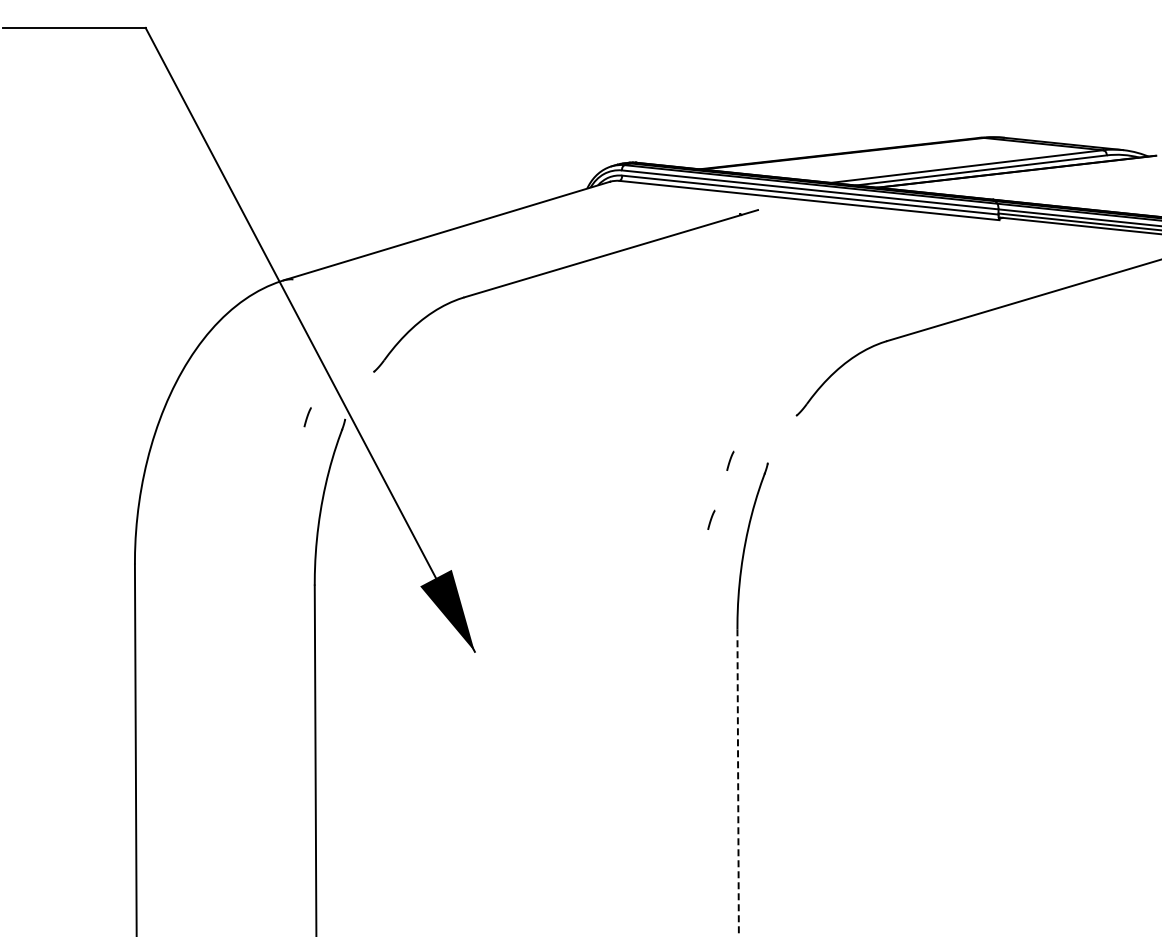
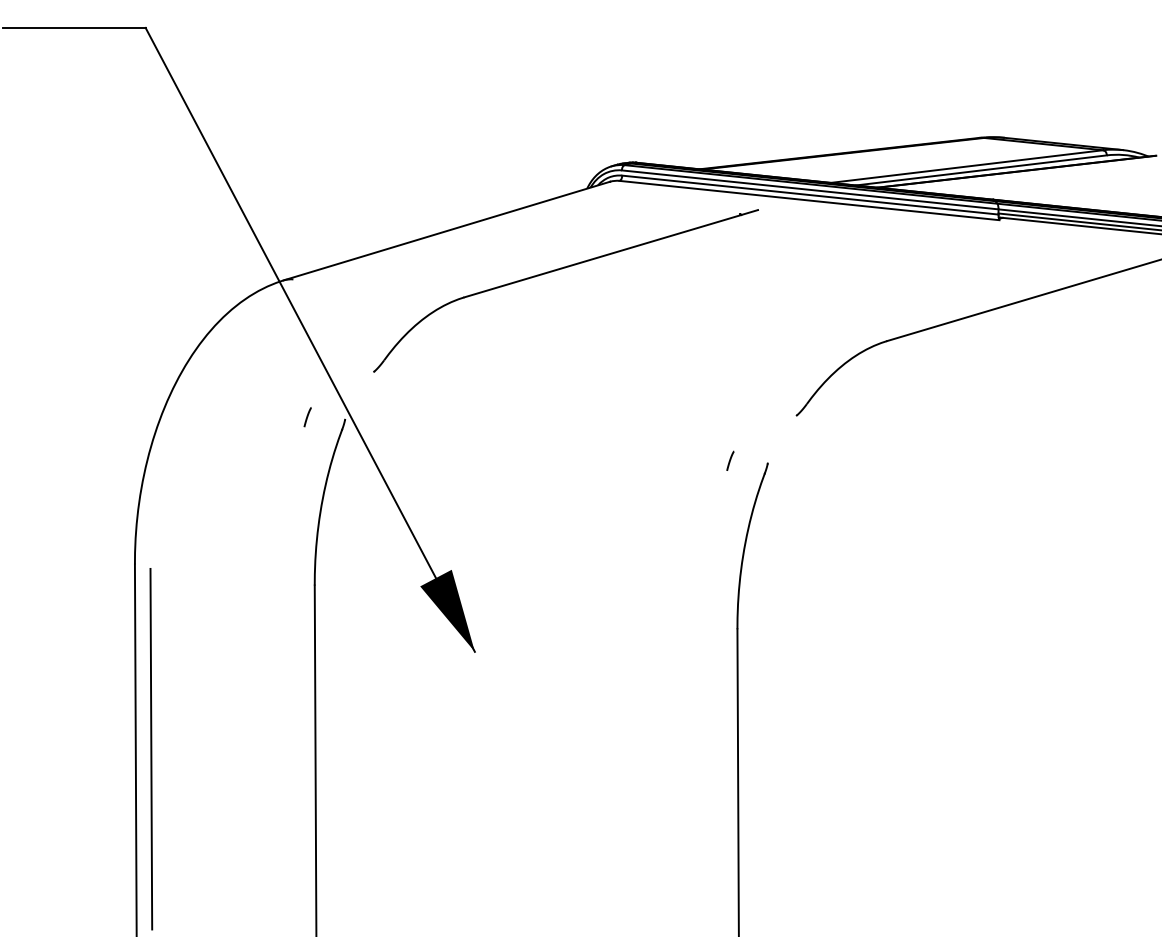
line: present -> none (711, 519)
line: none -> present (151, 748)
line: dashed -> solid (738, 783)
